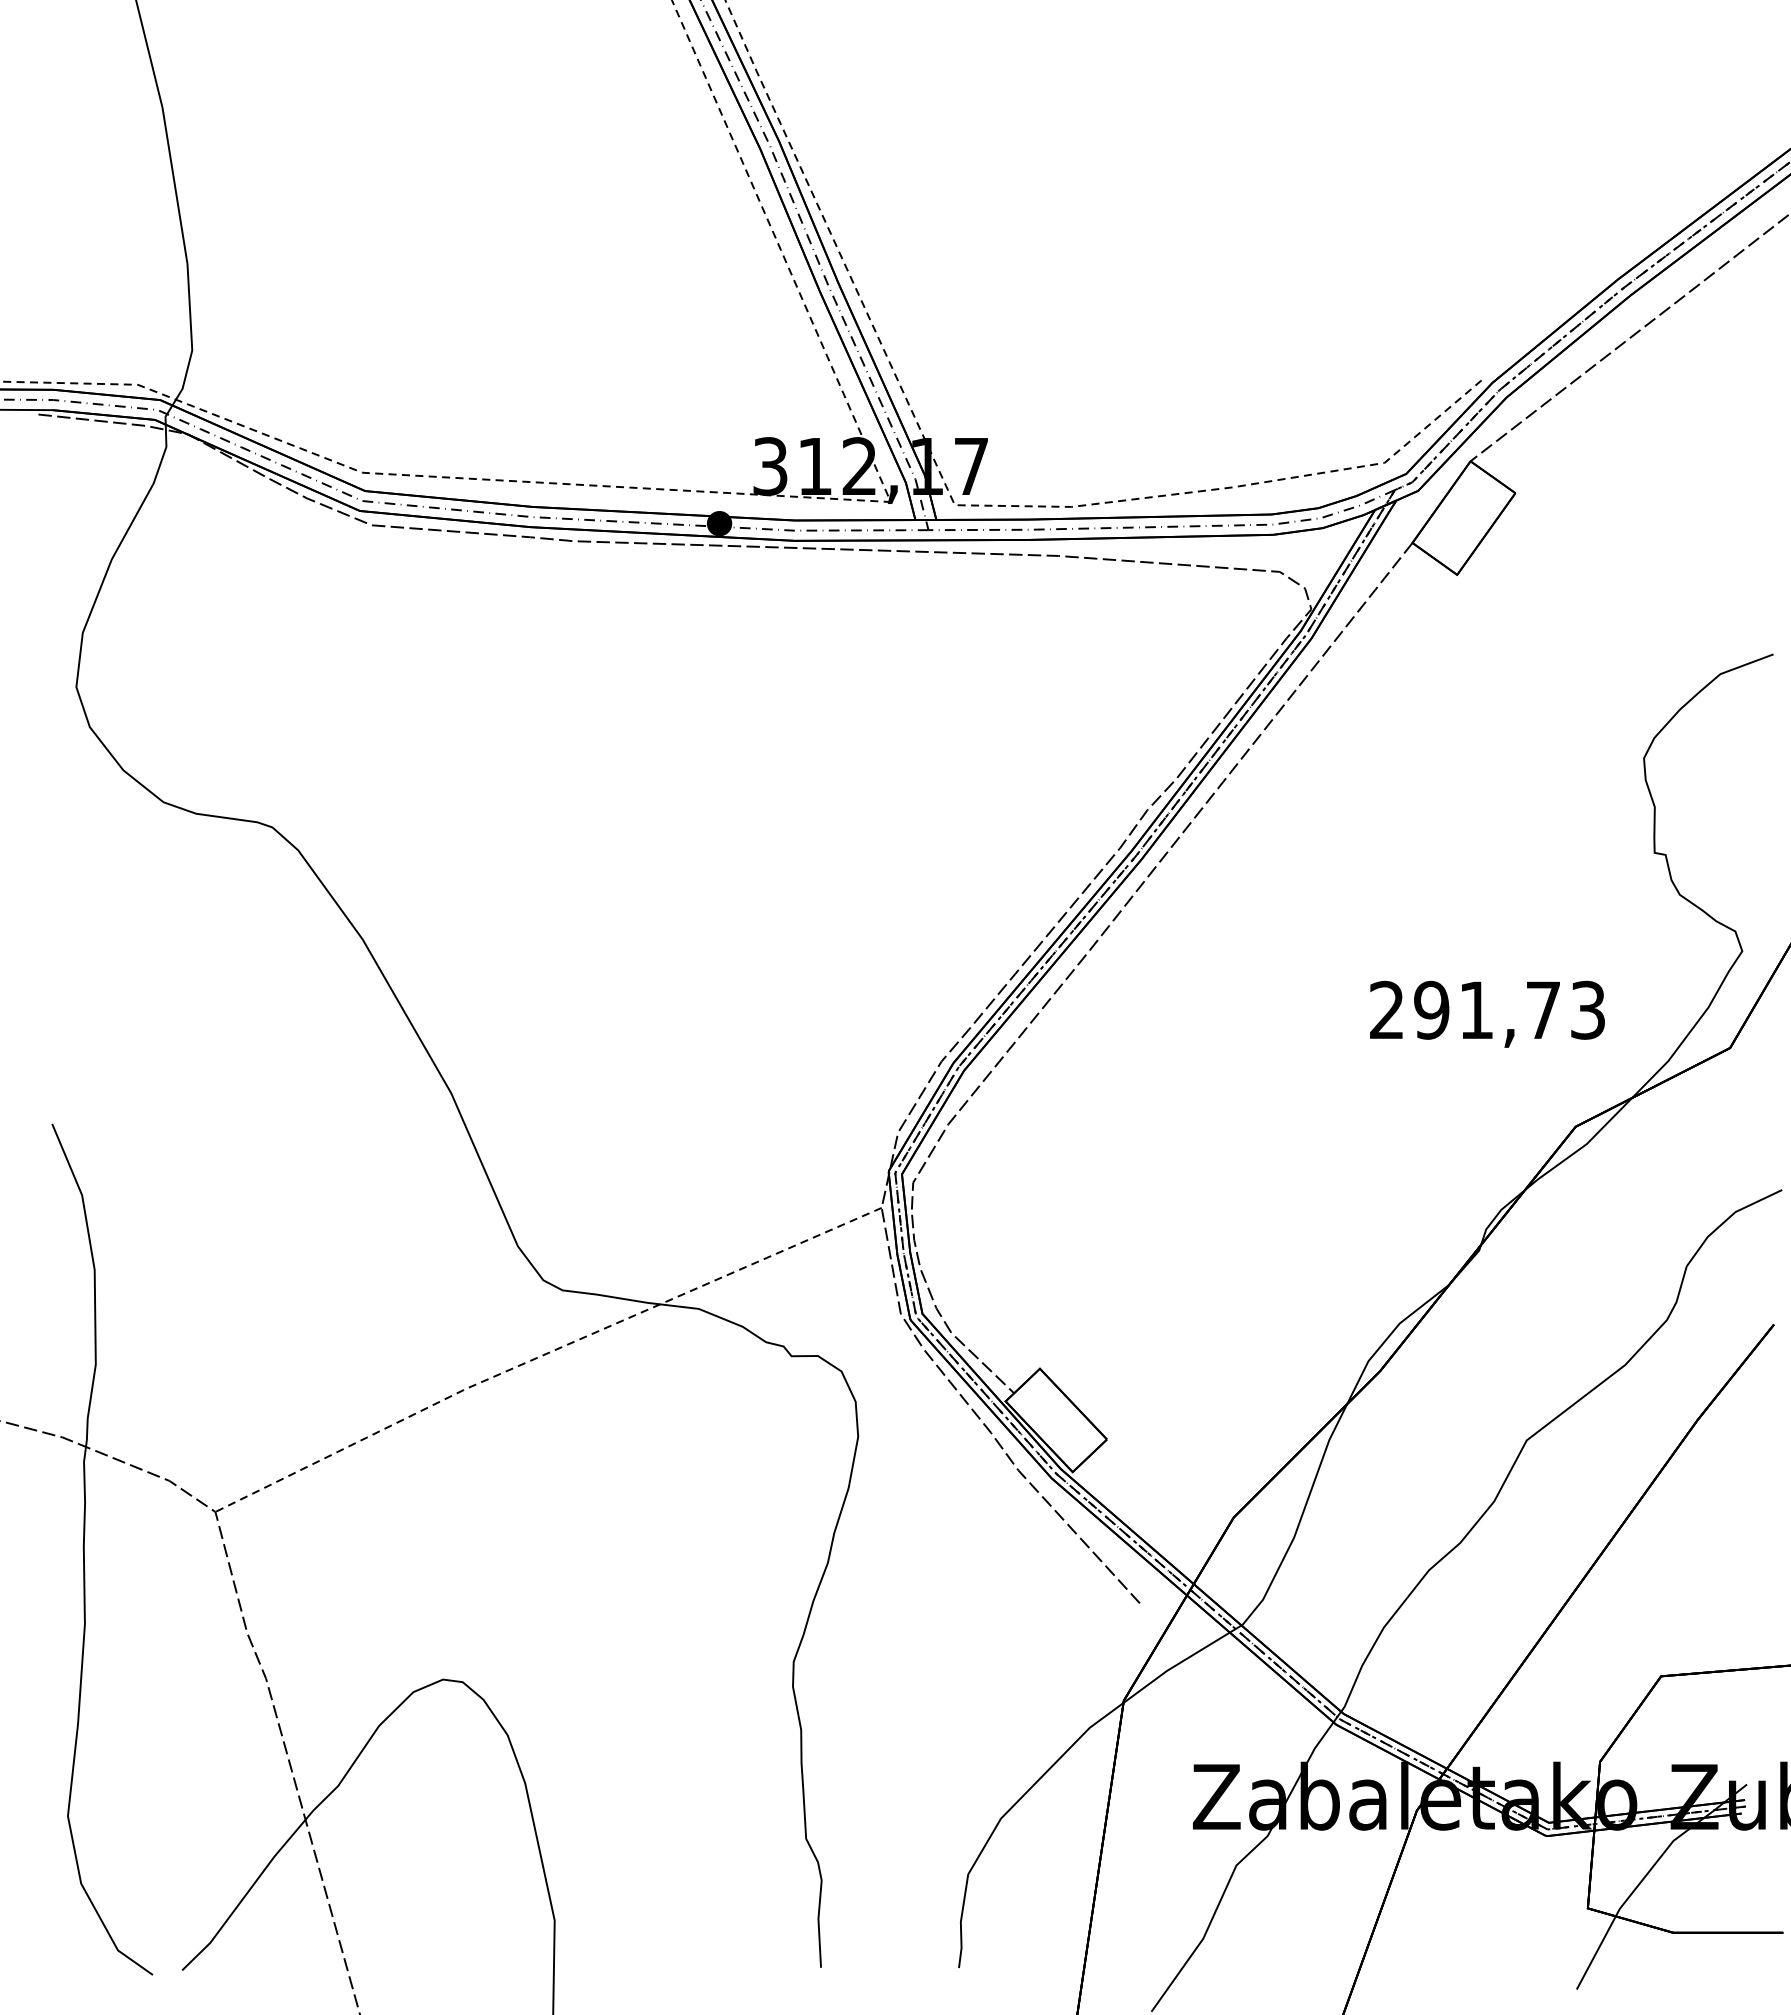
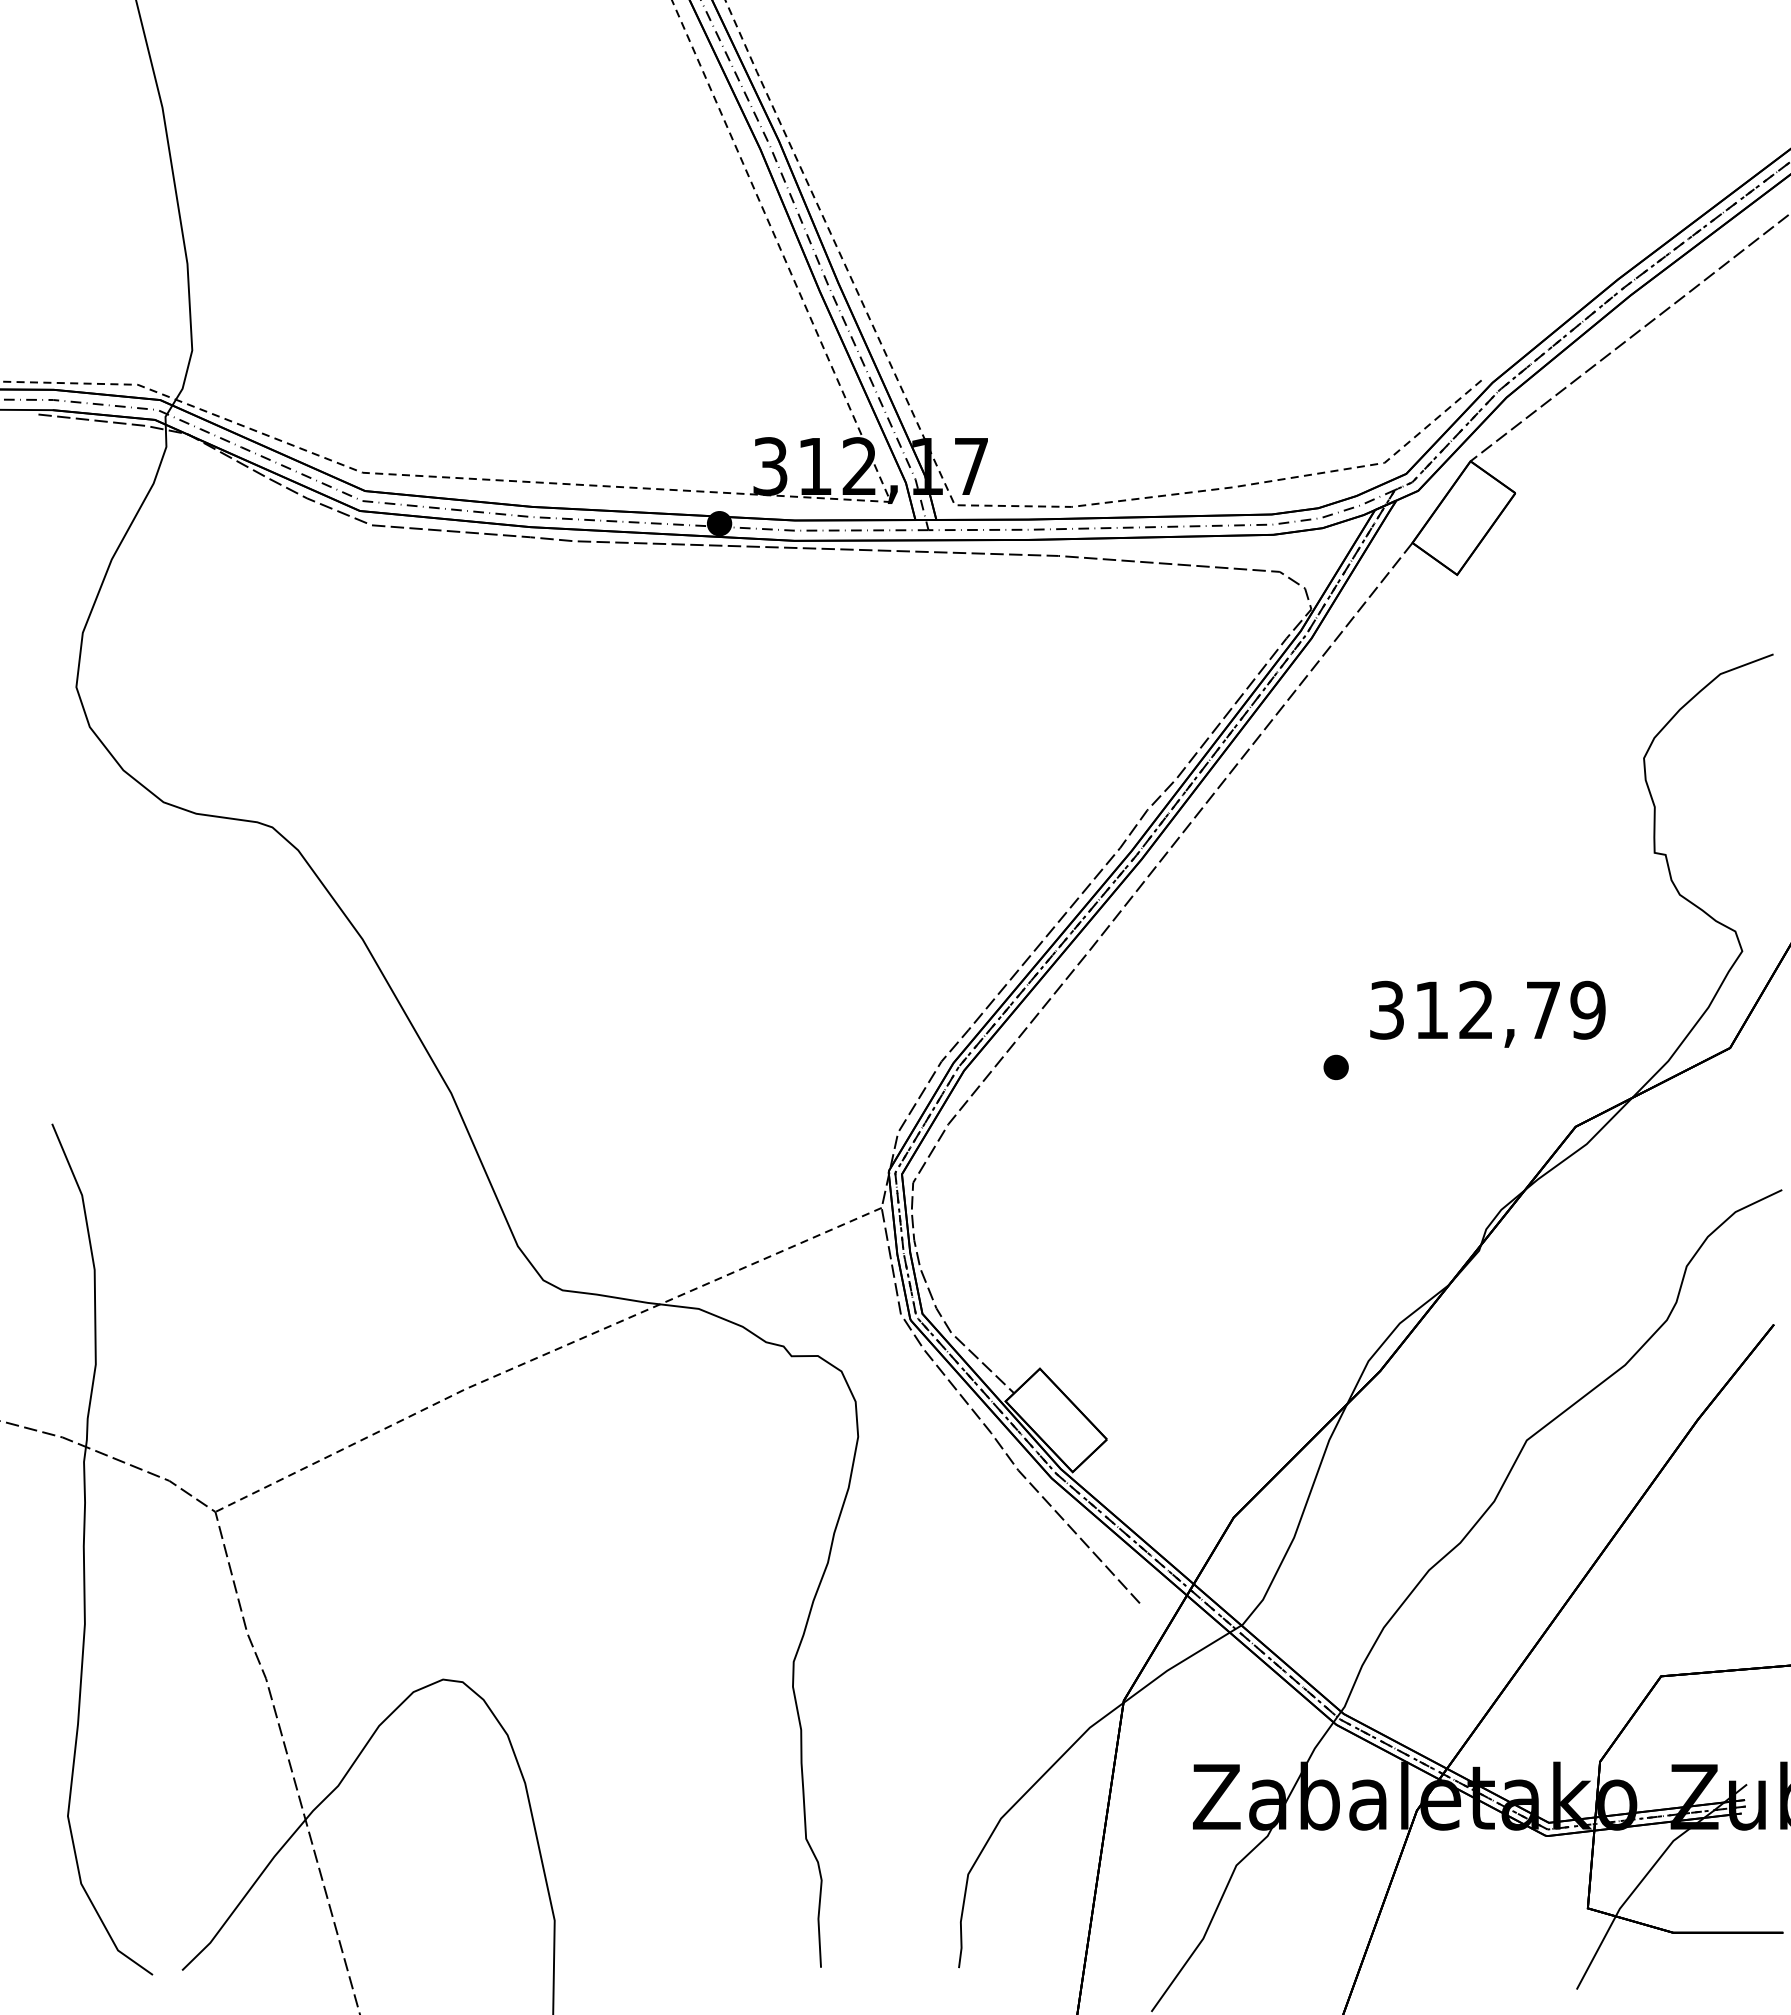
text: 291,73 -> 312,79 (1487, 1009)
part: none -> present (1335, 1067)
